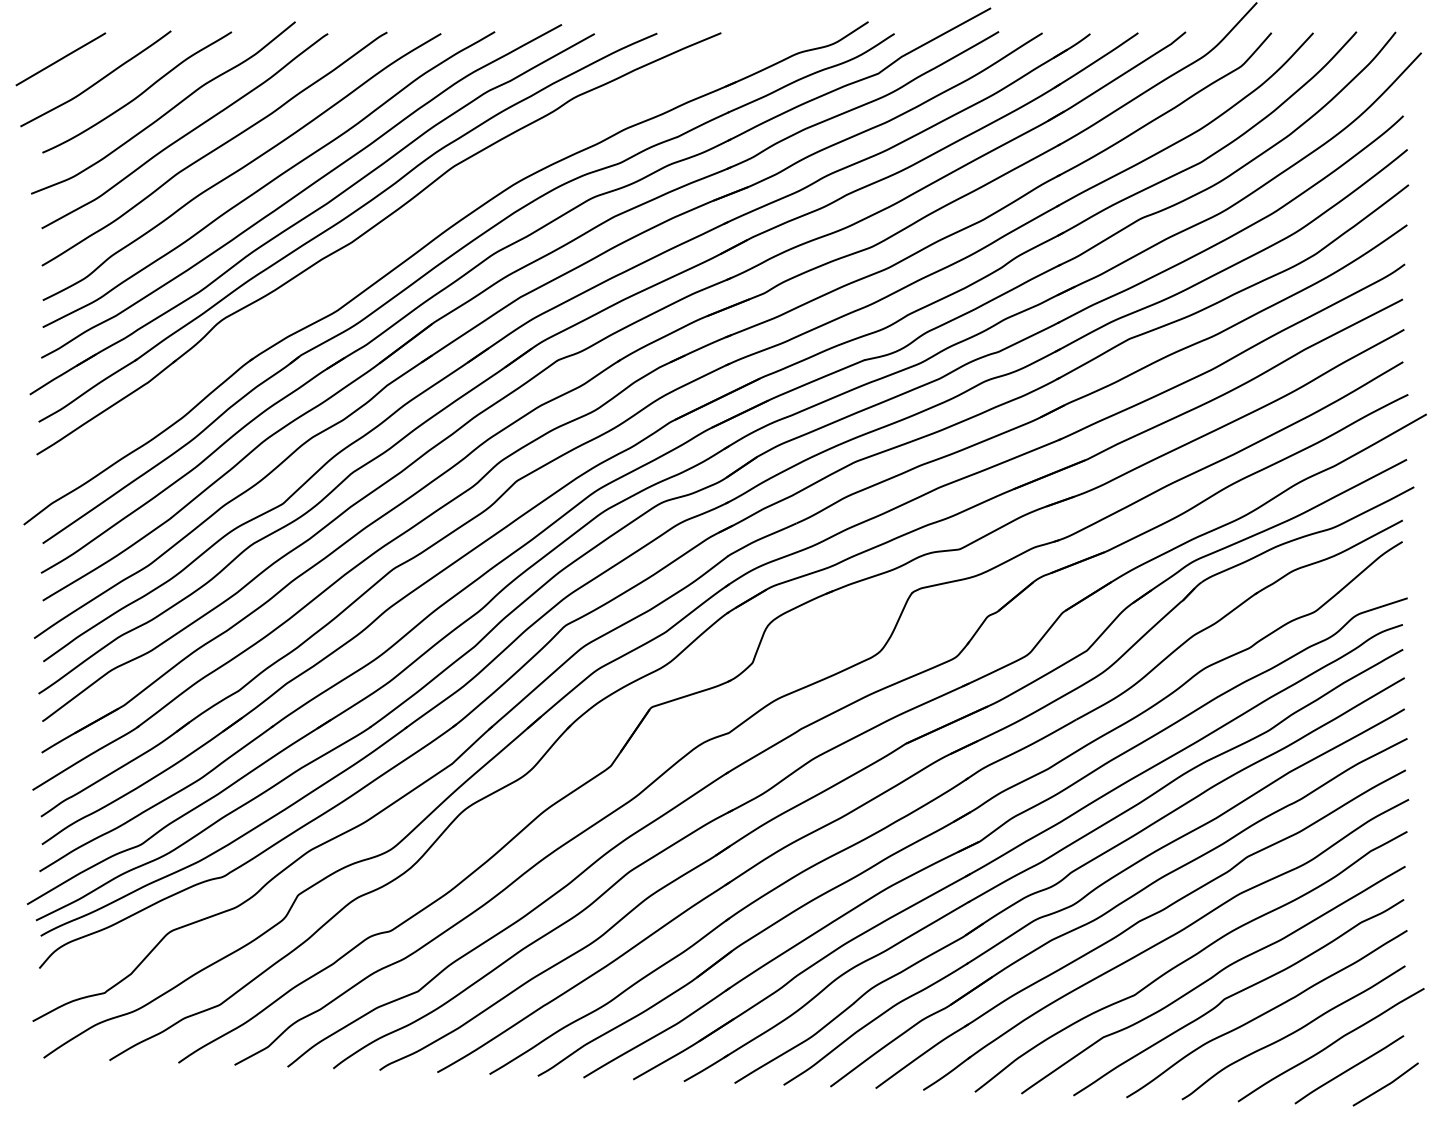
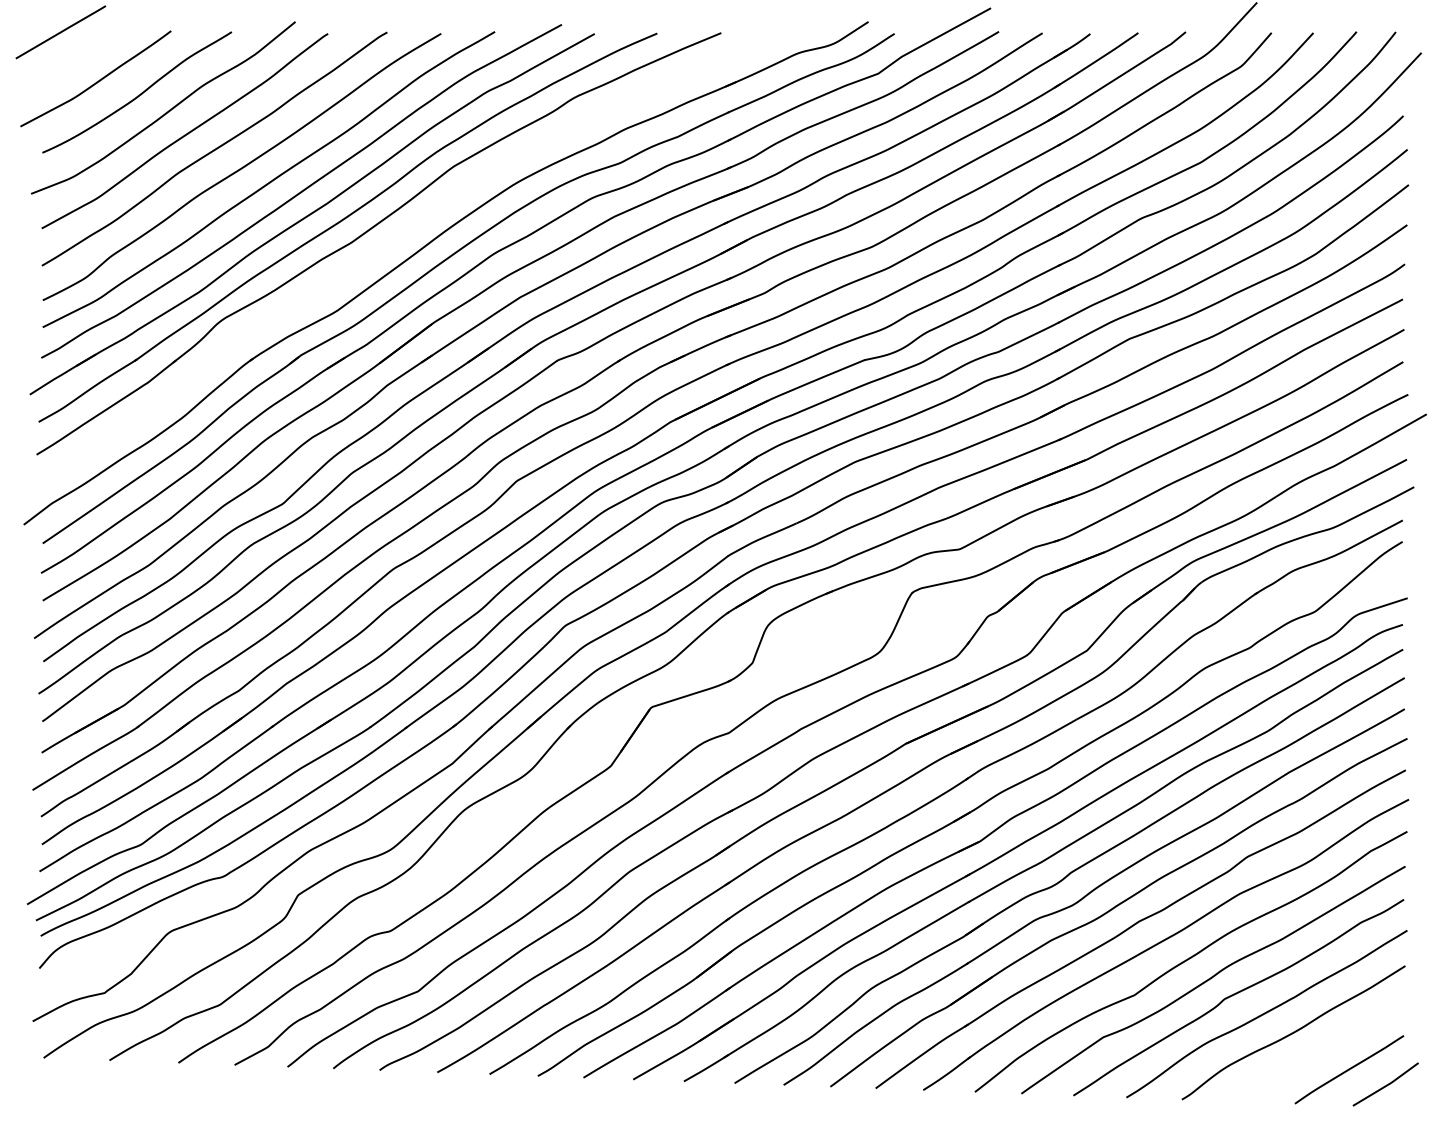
line position: (60, 59) -> (60, 32) (60, 32)
curve: present -> none (1330, 1045)
